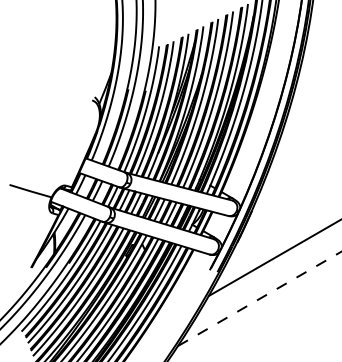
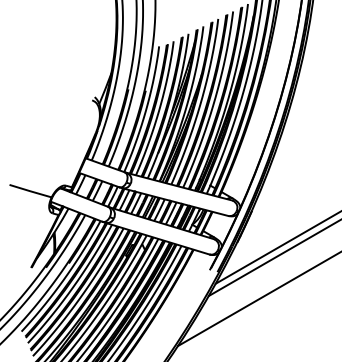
line: none -> present (276, 247)
line: dashed -> solid (260, 298)
